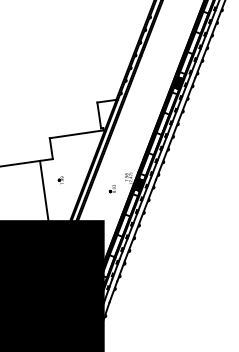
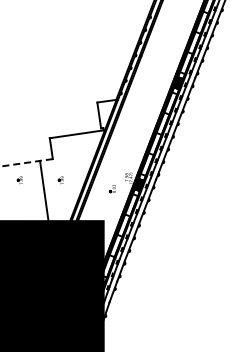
line: solid -> dashed (26, 162)
part: none -> present (19, 180)
